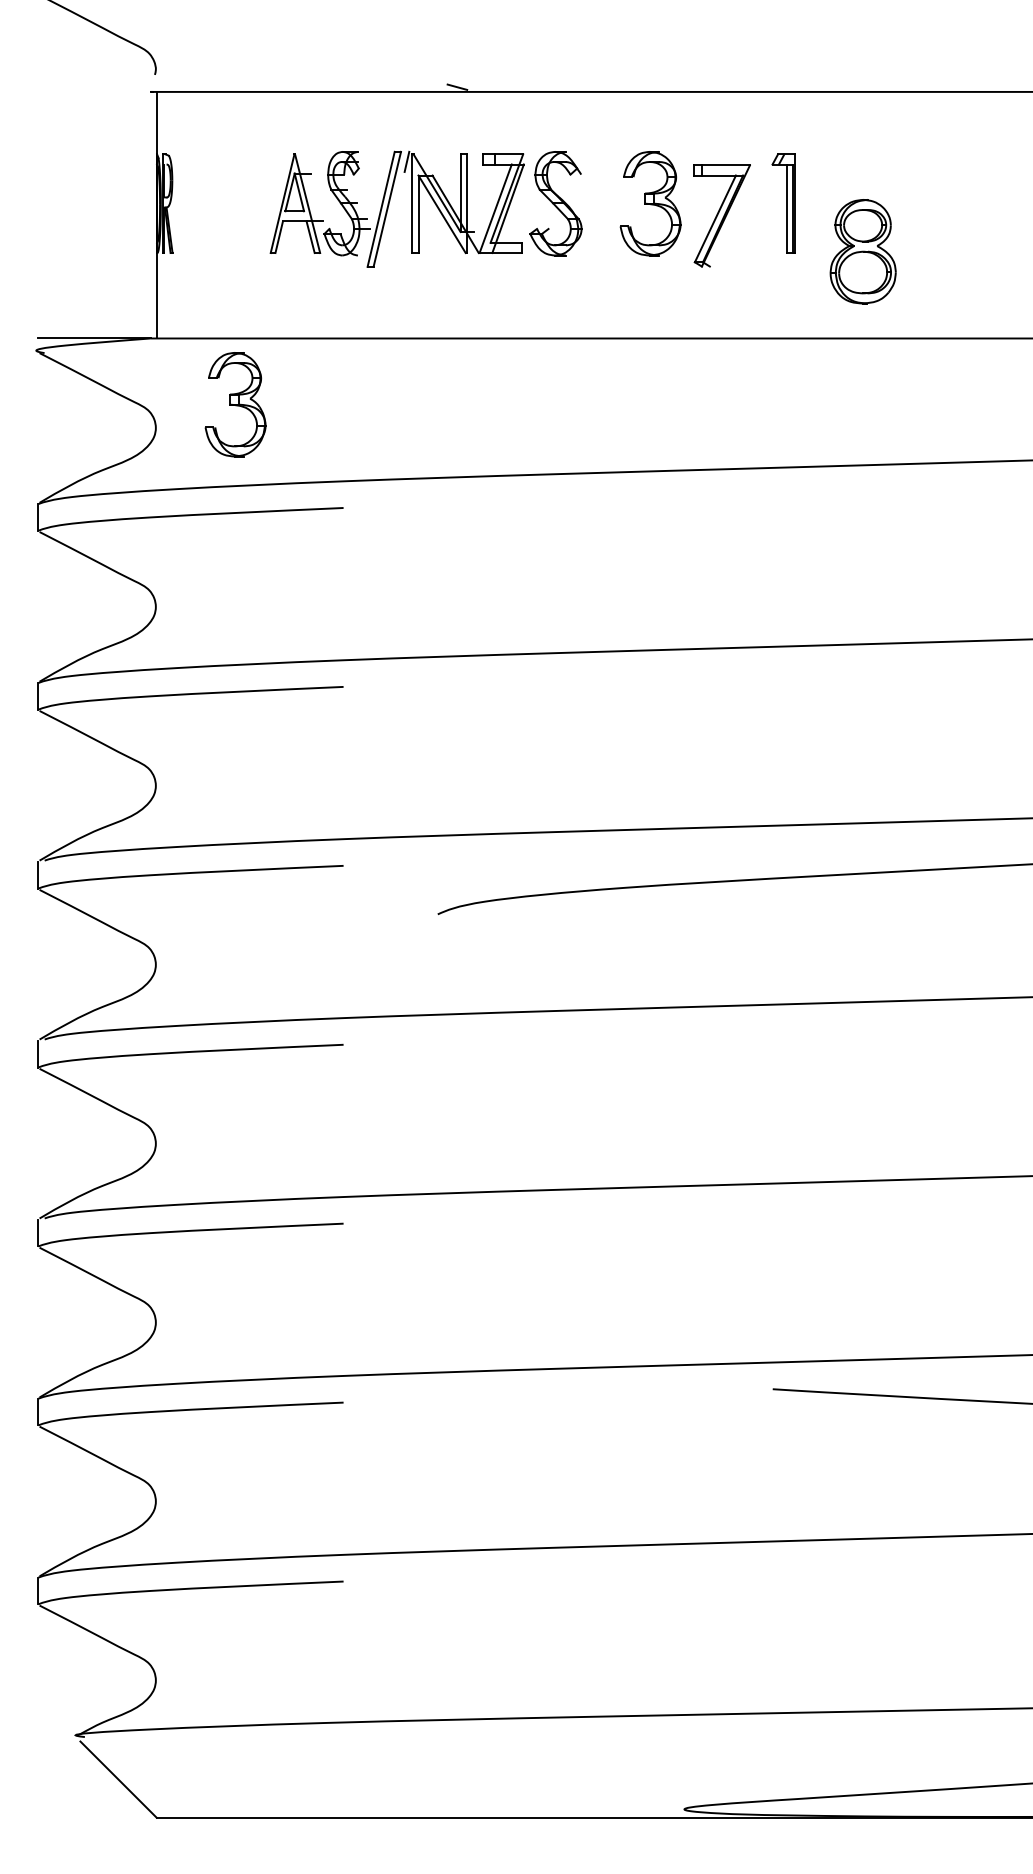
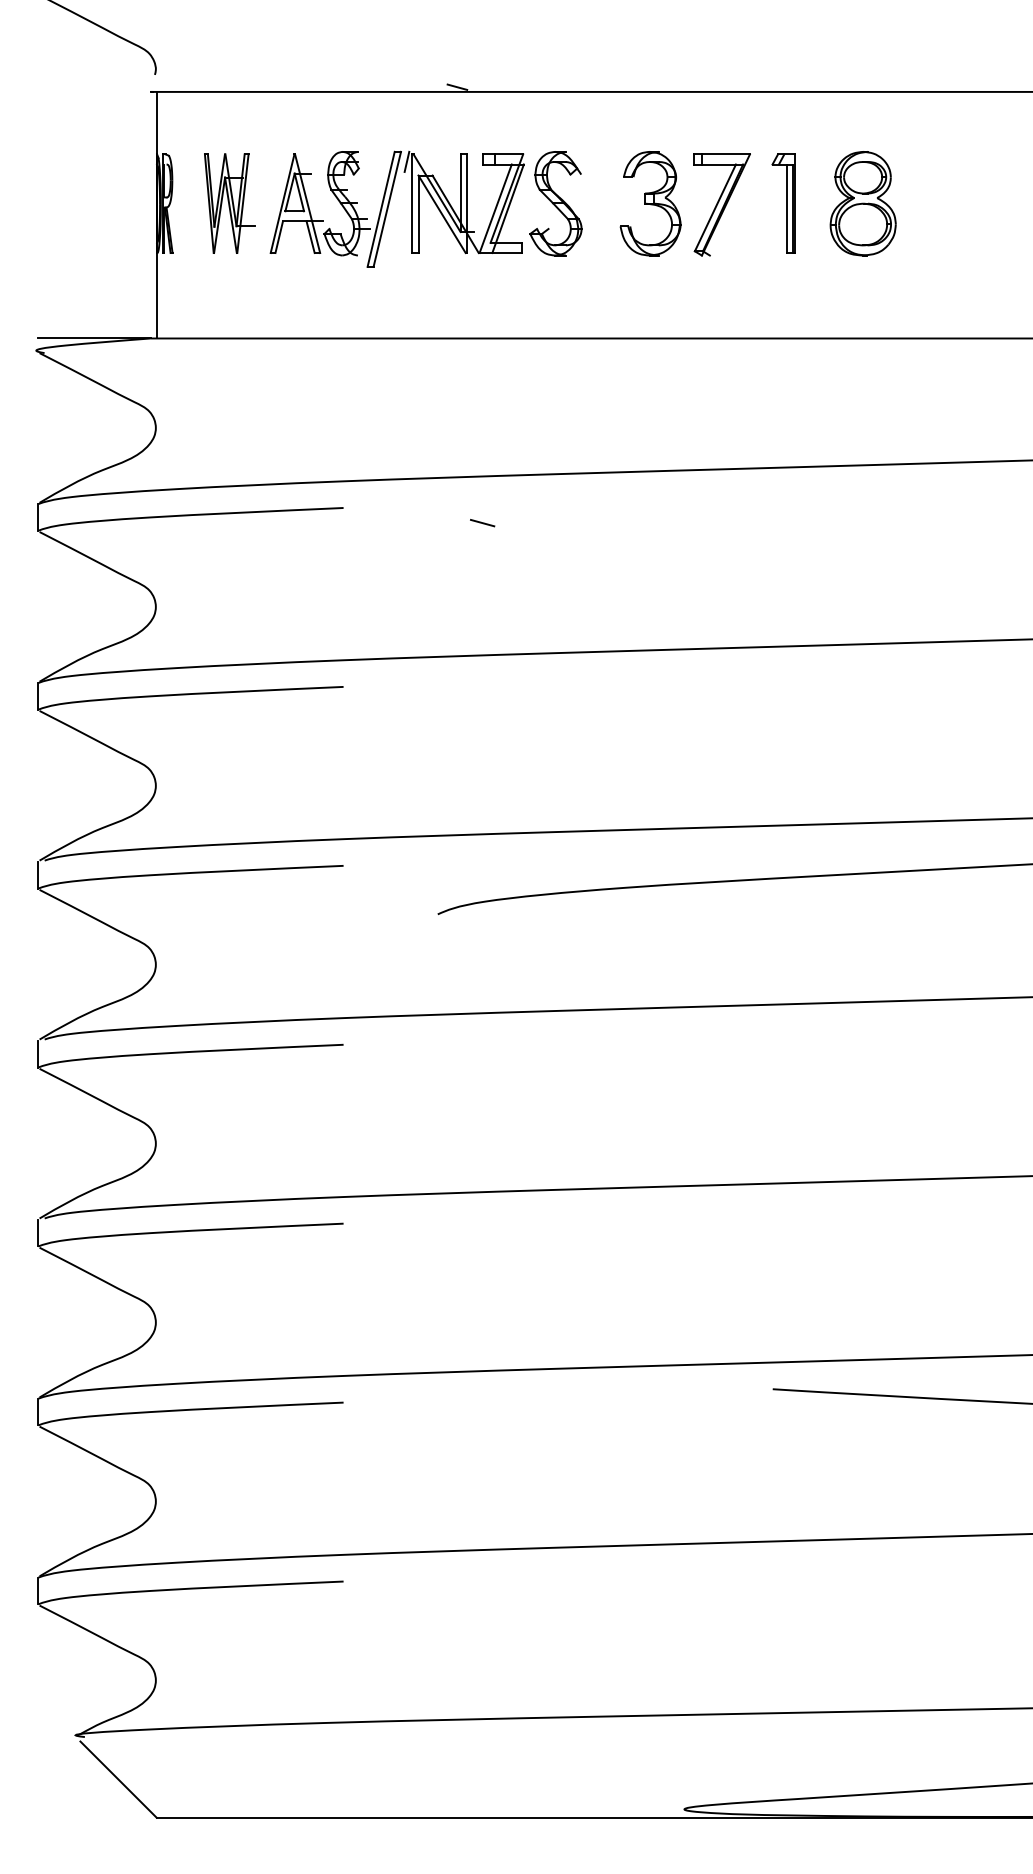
part: none -> present (229, 203)
part position: (721, 215) -> (721, 204) (721, 204)
part position: (862, 251) -> (862, 203) (862, 203)
part: present -> none (235, 404)
line: none -> present (482, 522)
